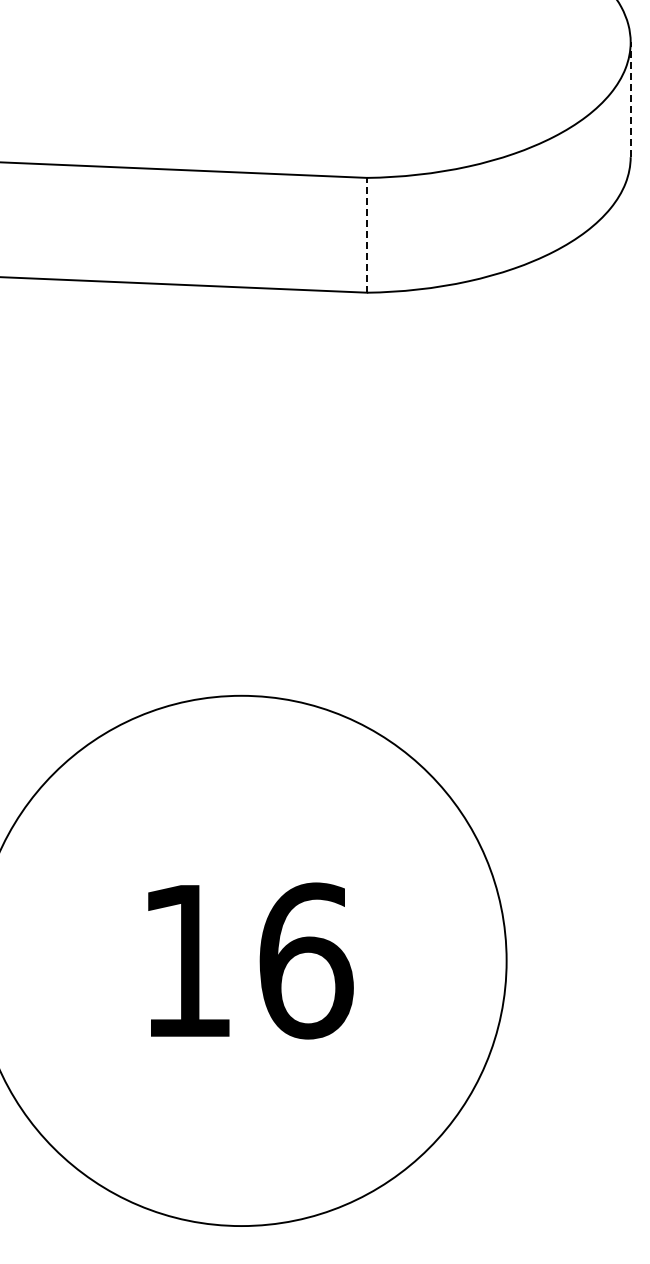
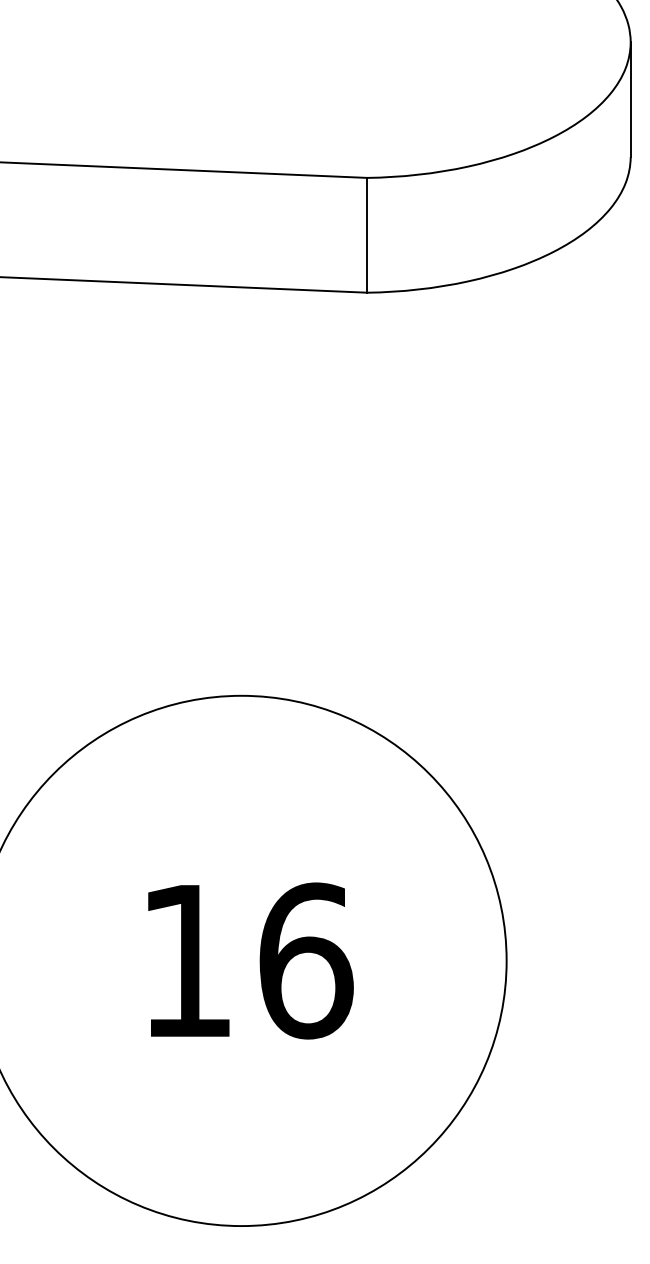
line: dashed -> solid (630, 99)
line: dashed -> solid (367, 234)
